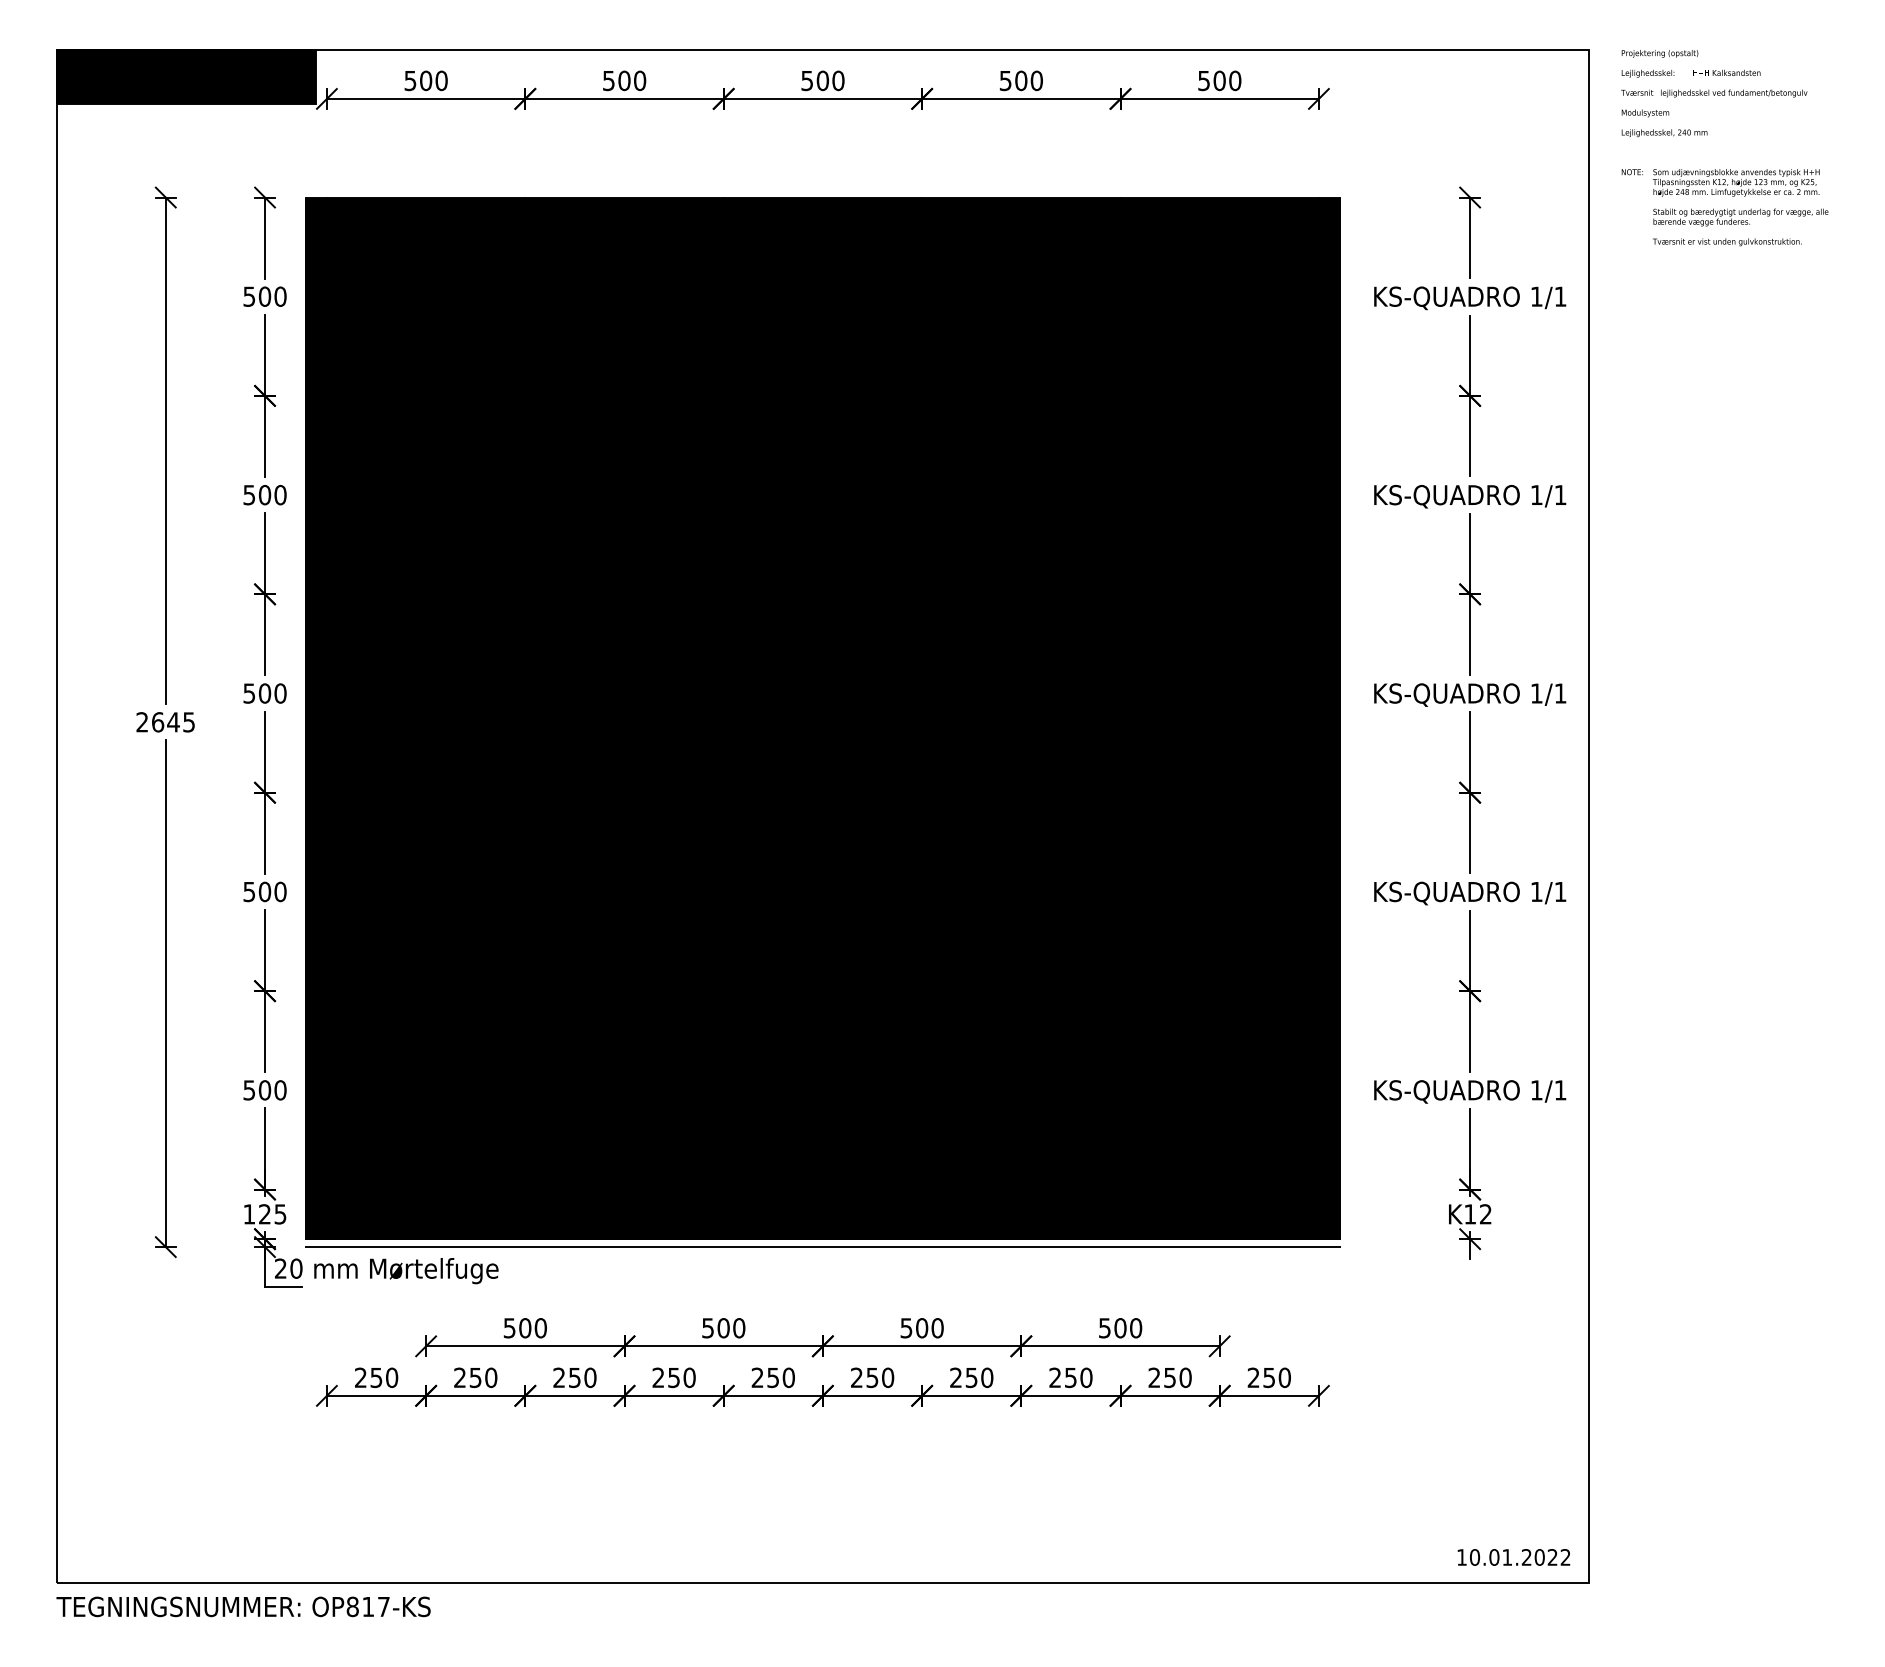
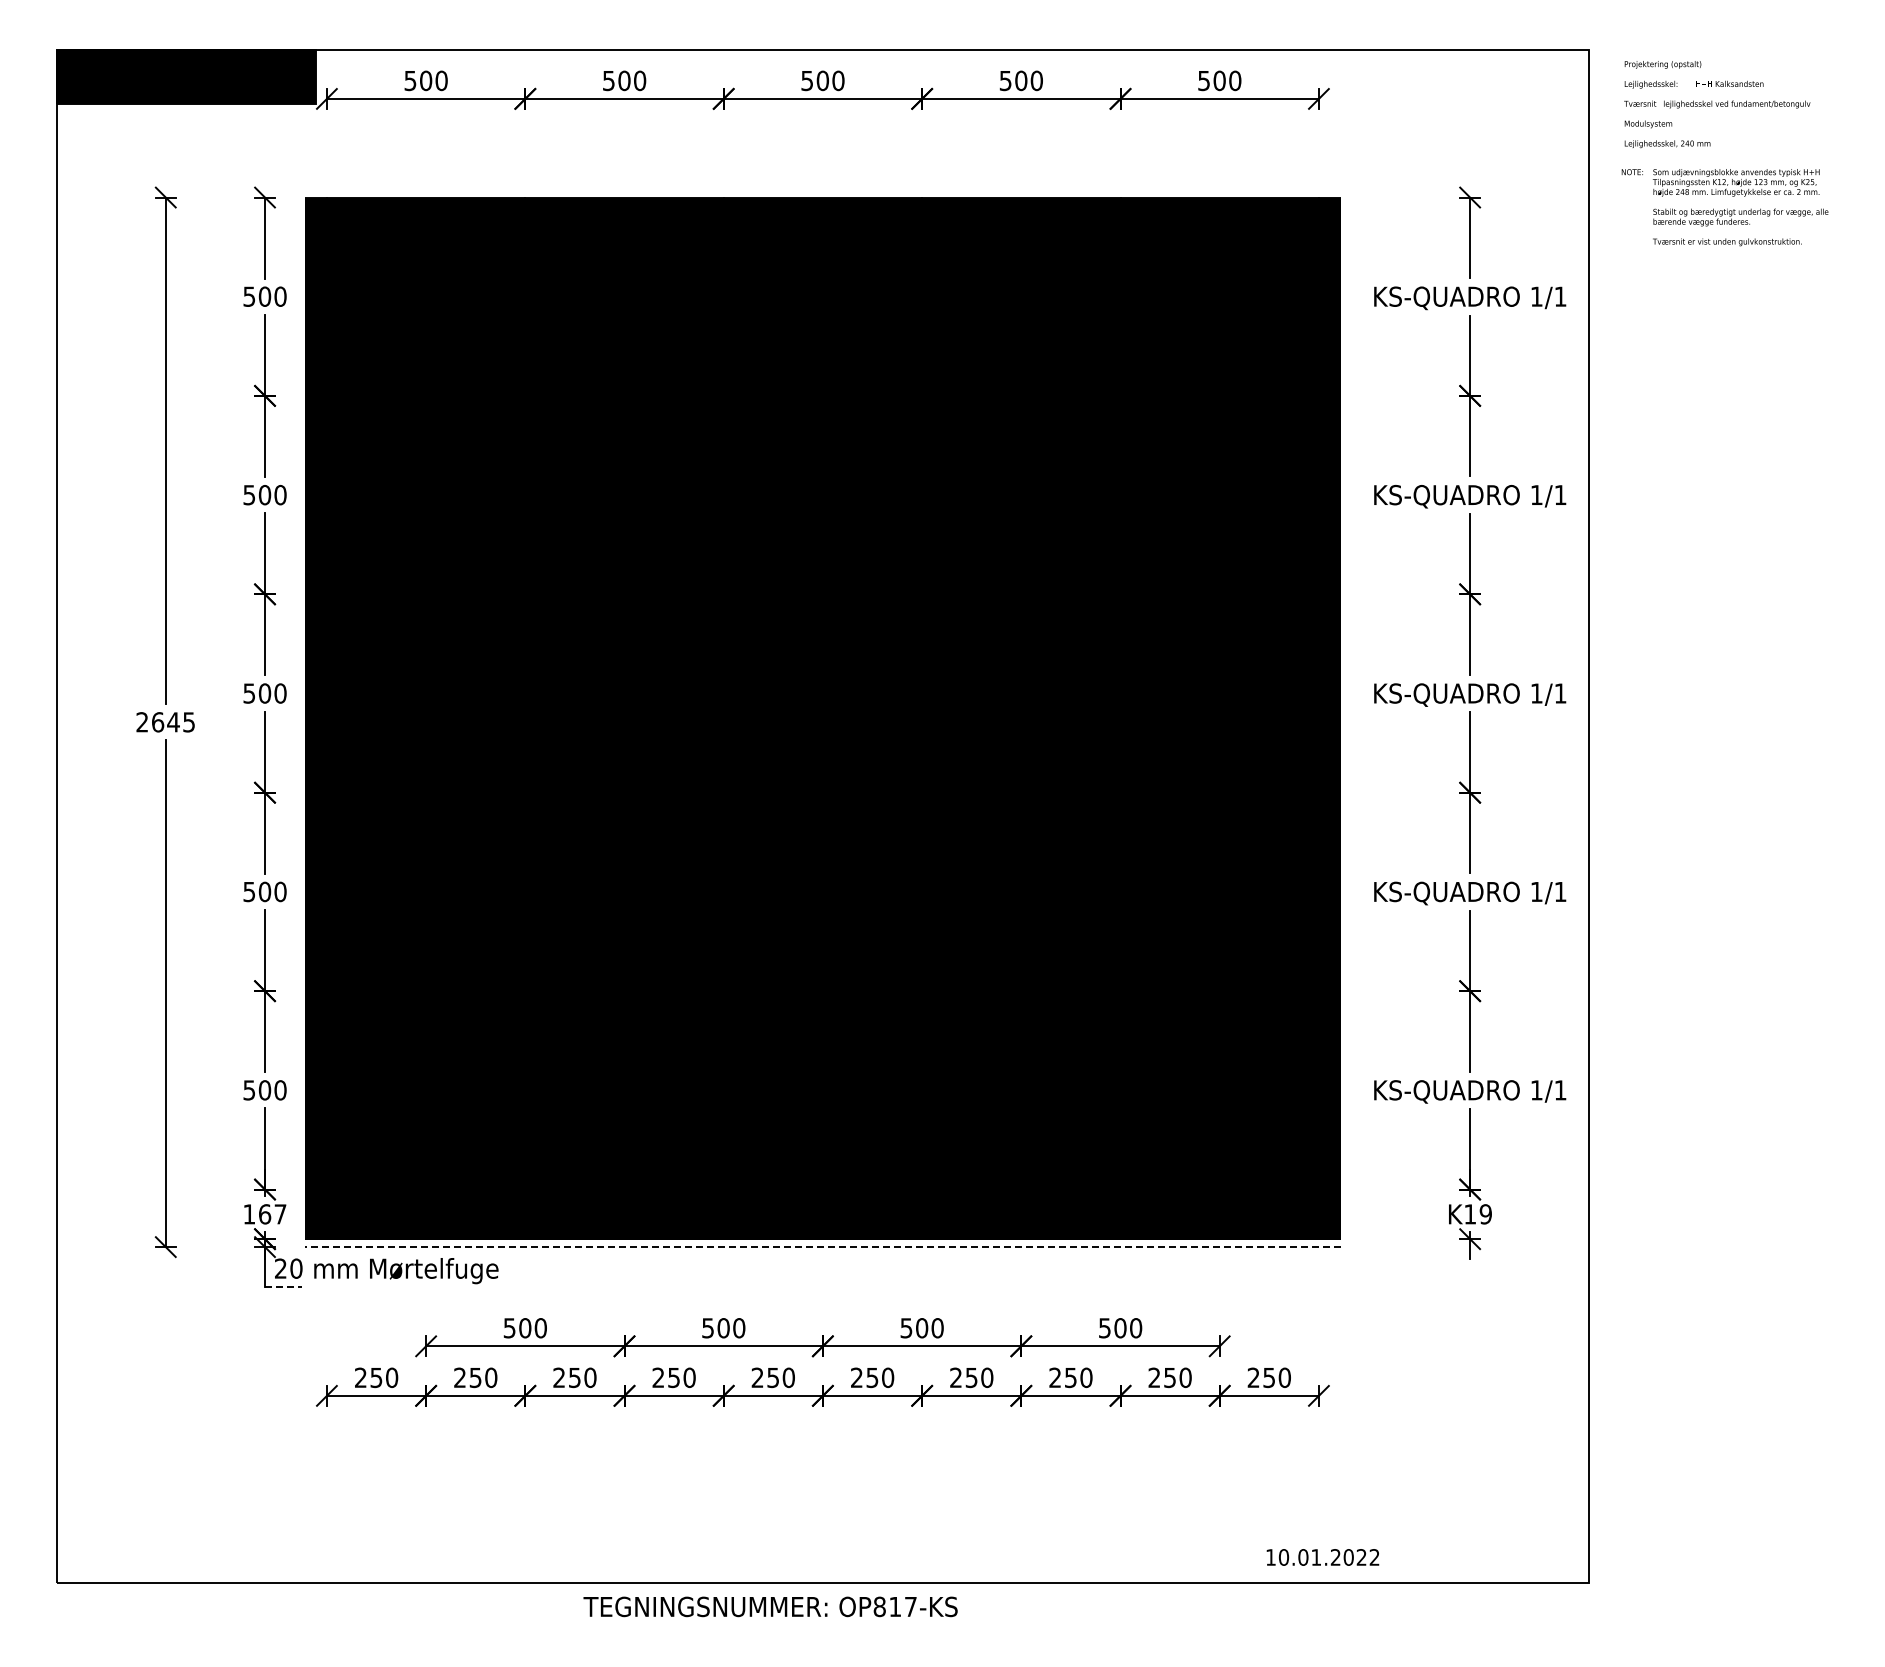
text position: (1714, 93) -> (1717, 104) (1717, 104)
text: 125 -> 167 (272, 1214)
text: K12 -> K19 (1485, 1214)
line: solid -> dashed (822, 1247)
line: solid -> dashed (283, 1286)
text position: (1513, 1557) -> (1322, 1557) (1322, 1557)
text position: (243, 1606) -> (770, 1606) (770, 1606)
